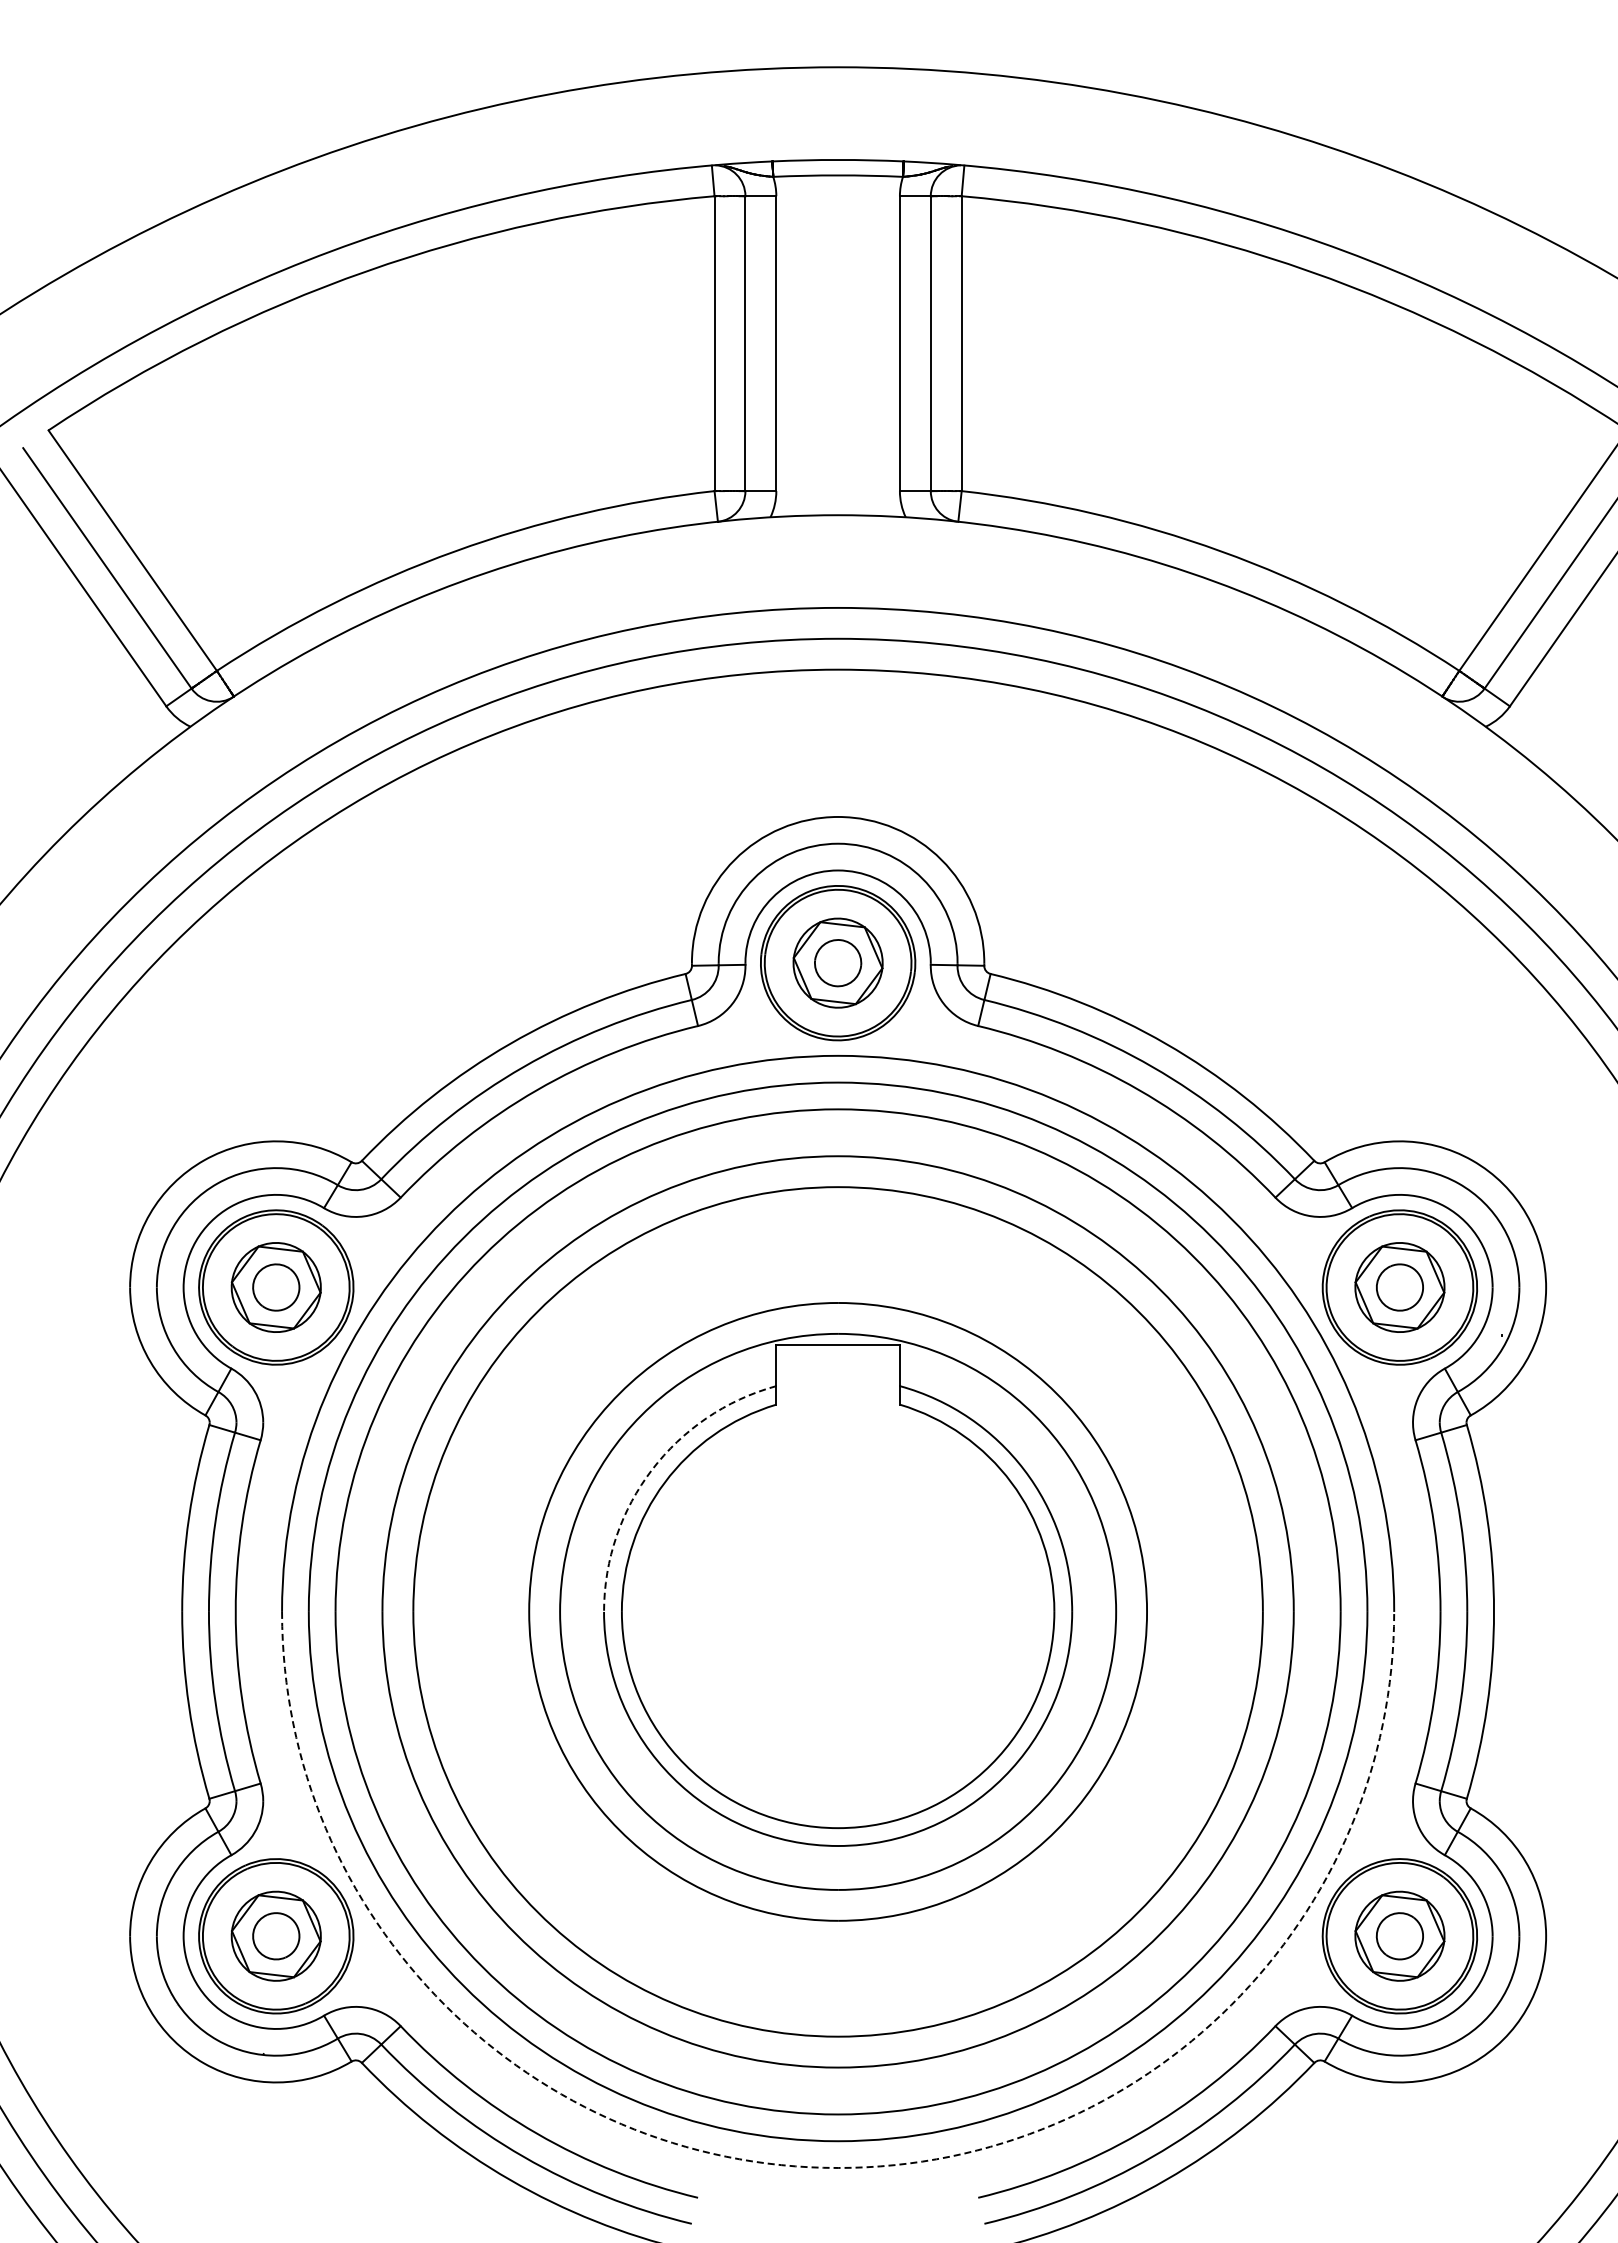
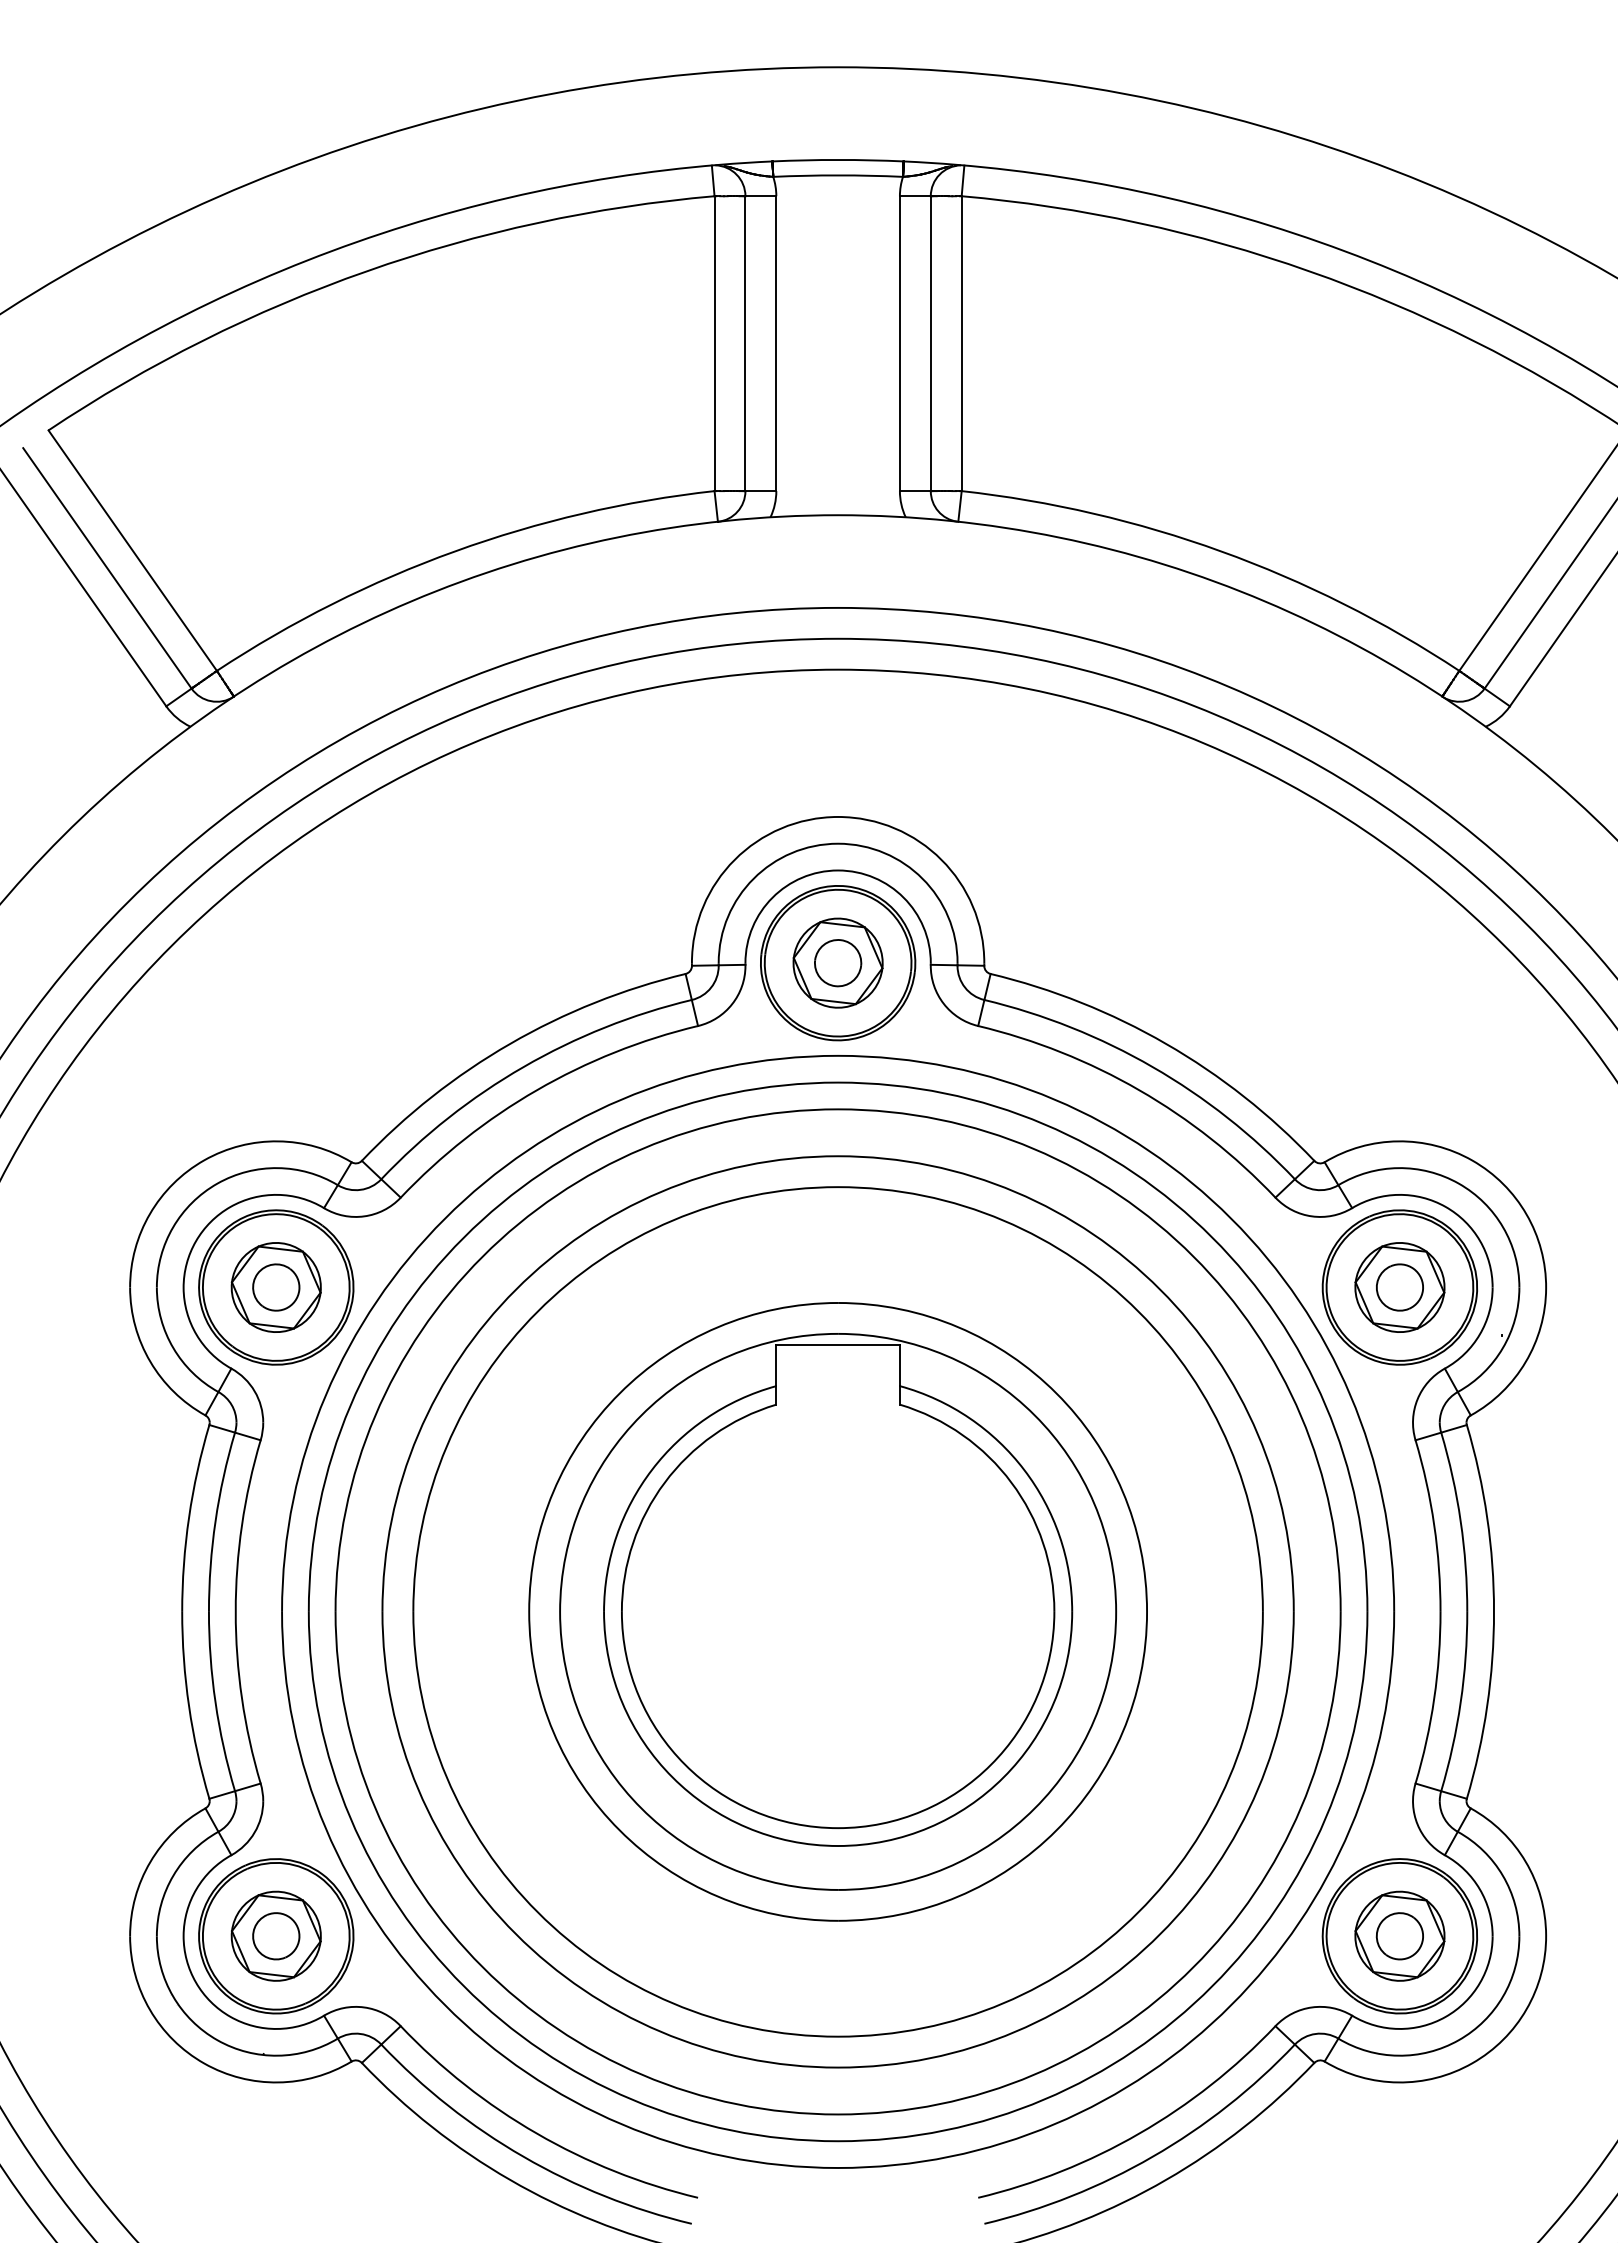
arc: dashed -> solid (652, 1469)
arc: dashed -> solid (838, 2167)
